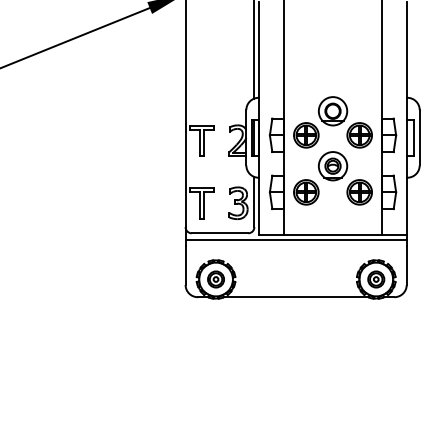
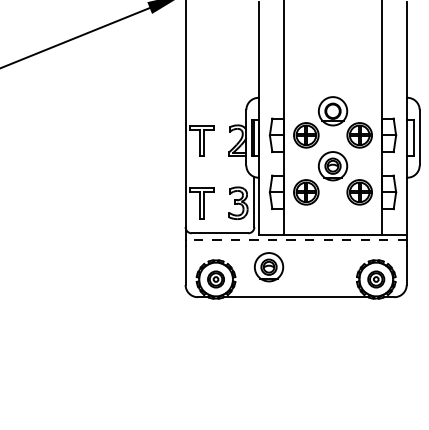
line: present -> none (254, 50)
line: solid -> dashed (296, 239)
part: none -> present (269, 267)
